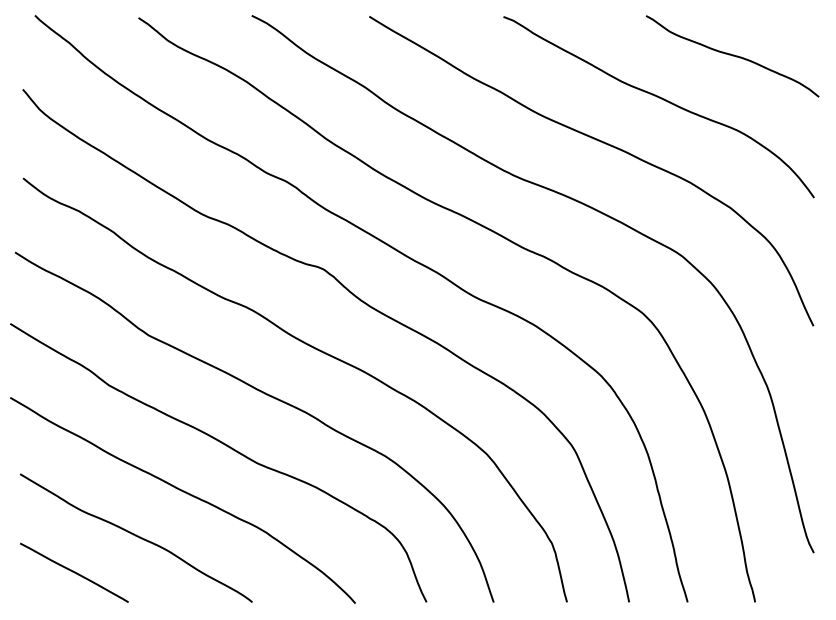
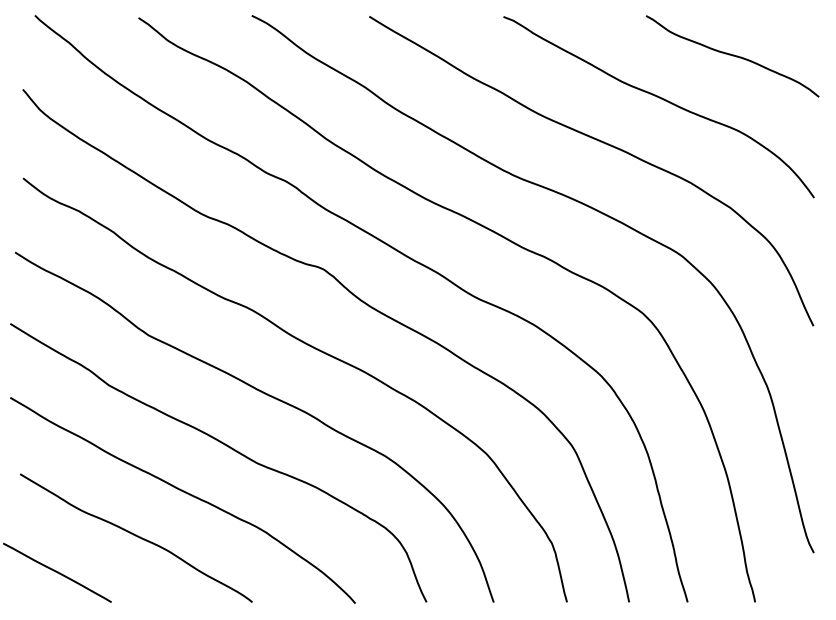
line position: (74, 572) -> (57, 572) (57, 572)
